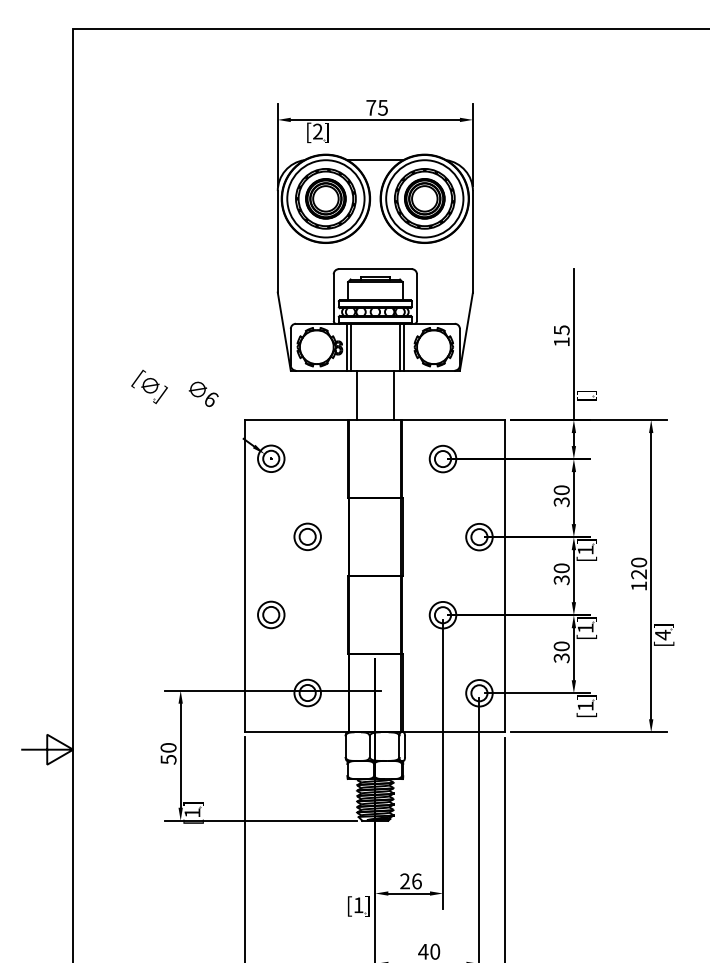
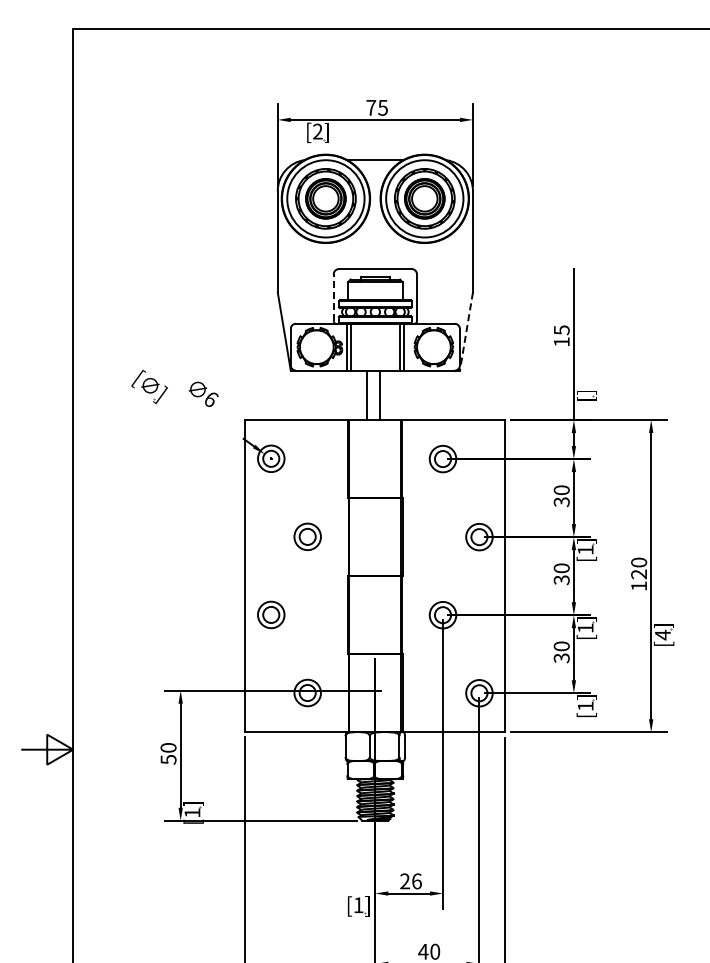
line: solid -> dashed (333, 297)
line: solid -> dashed (466, 331)
line position: (357, 395) -> (367, 395) (367, 395)
line position: (393, 395) -> (379, 395) (379, 395)
